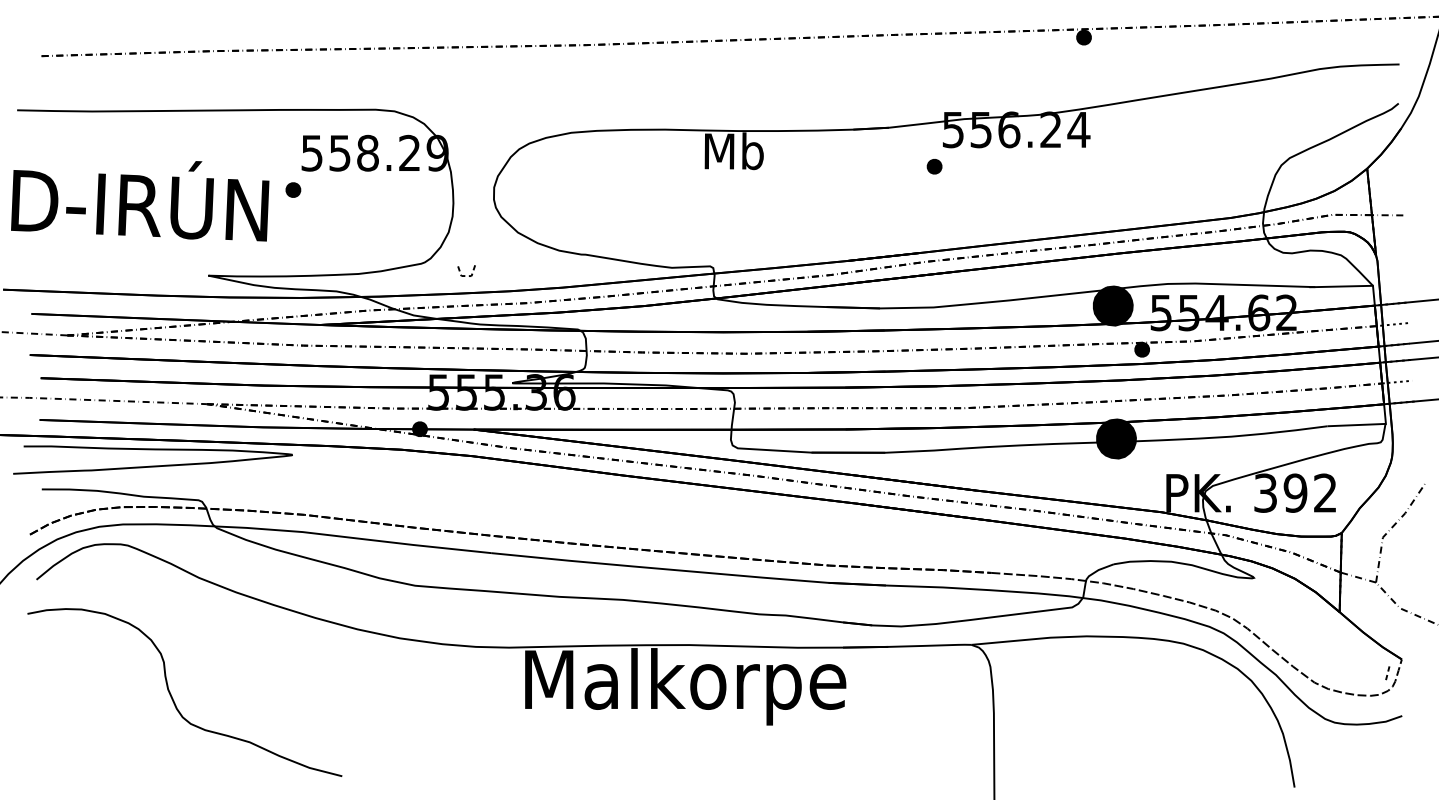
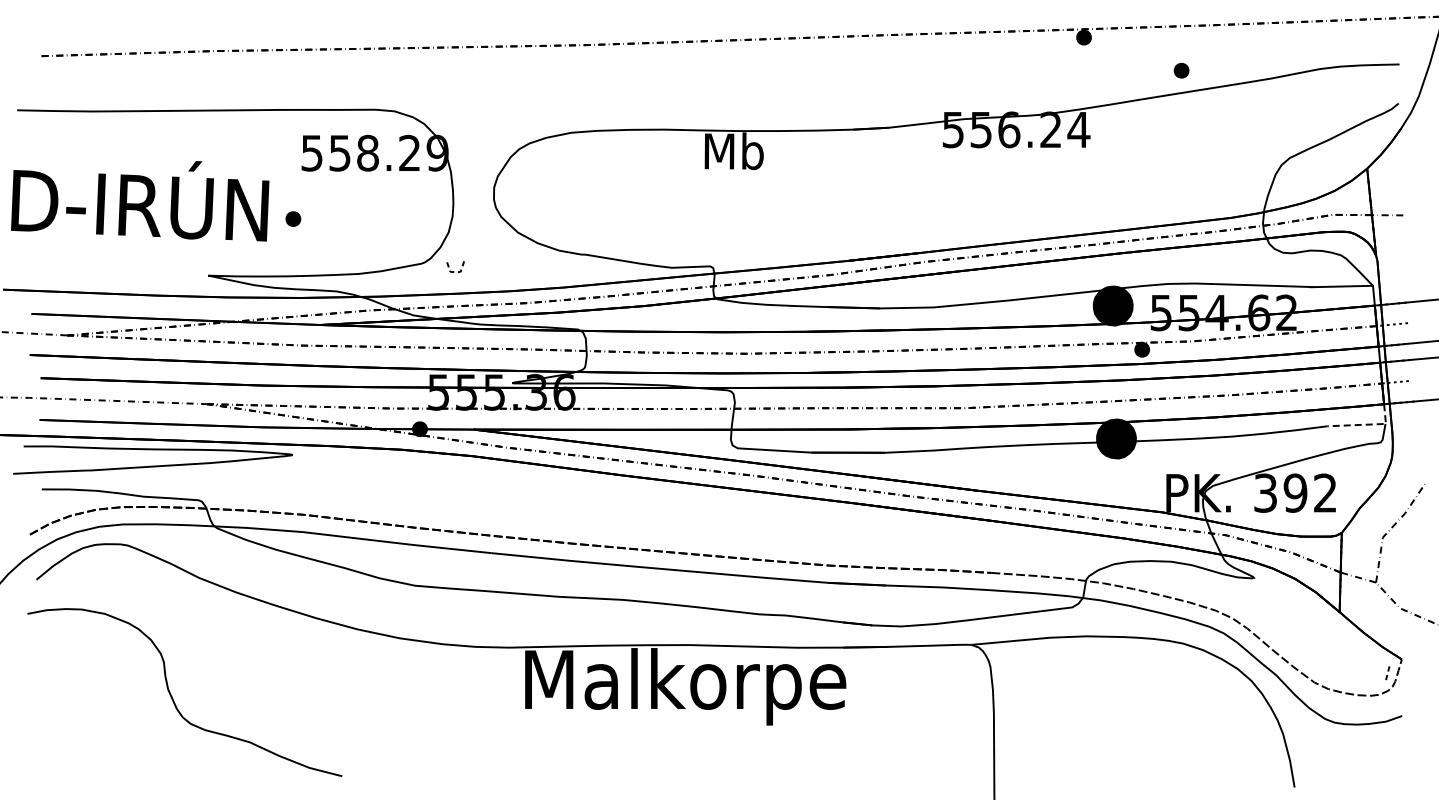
part position: (934, 166) -> (1181, 70) (1181, 70)
part position: (293, 189) -> (293, 218) (293, 218)
line position: (465, 275) -> (454, 271) (454, 271)
line: solid -> dashed (1367, 424)
